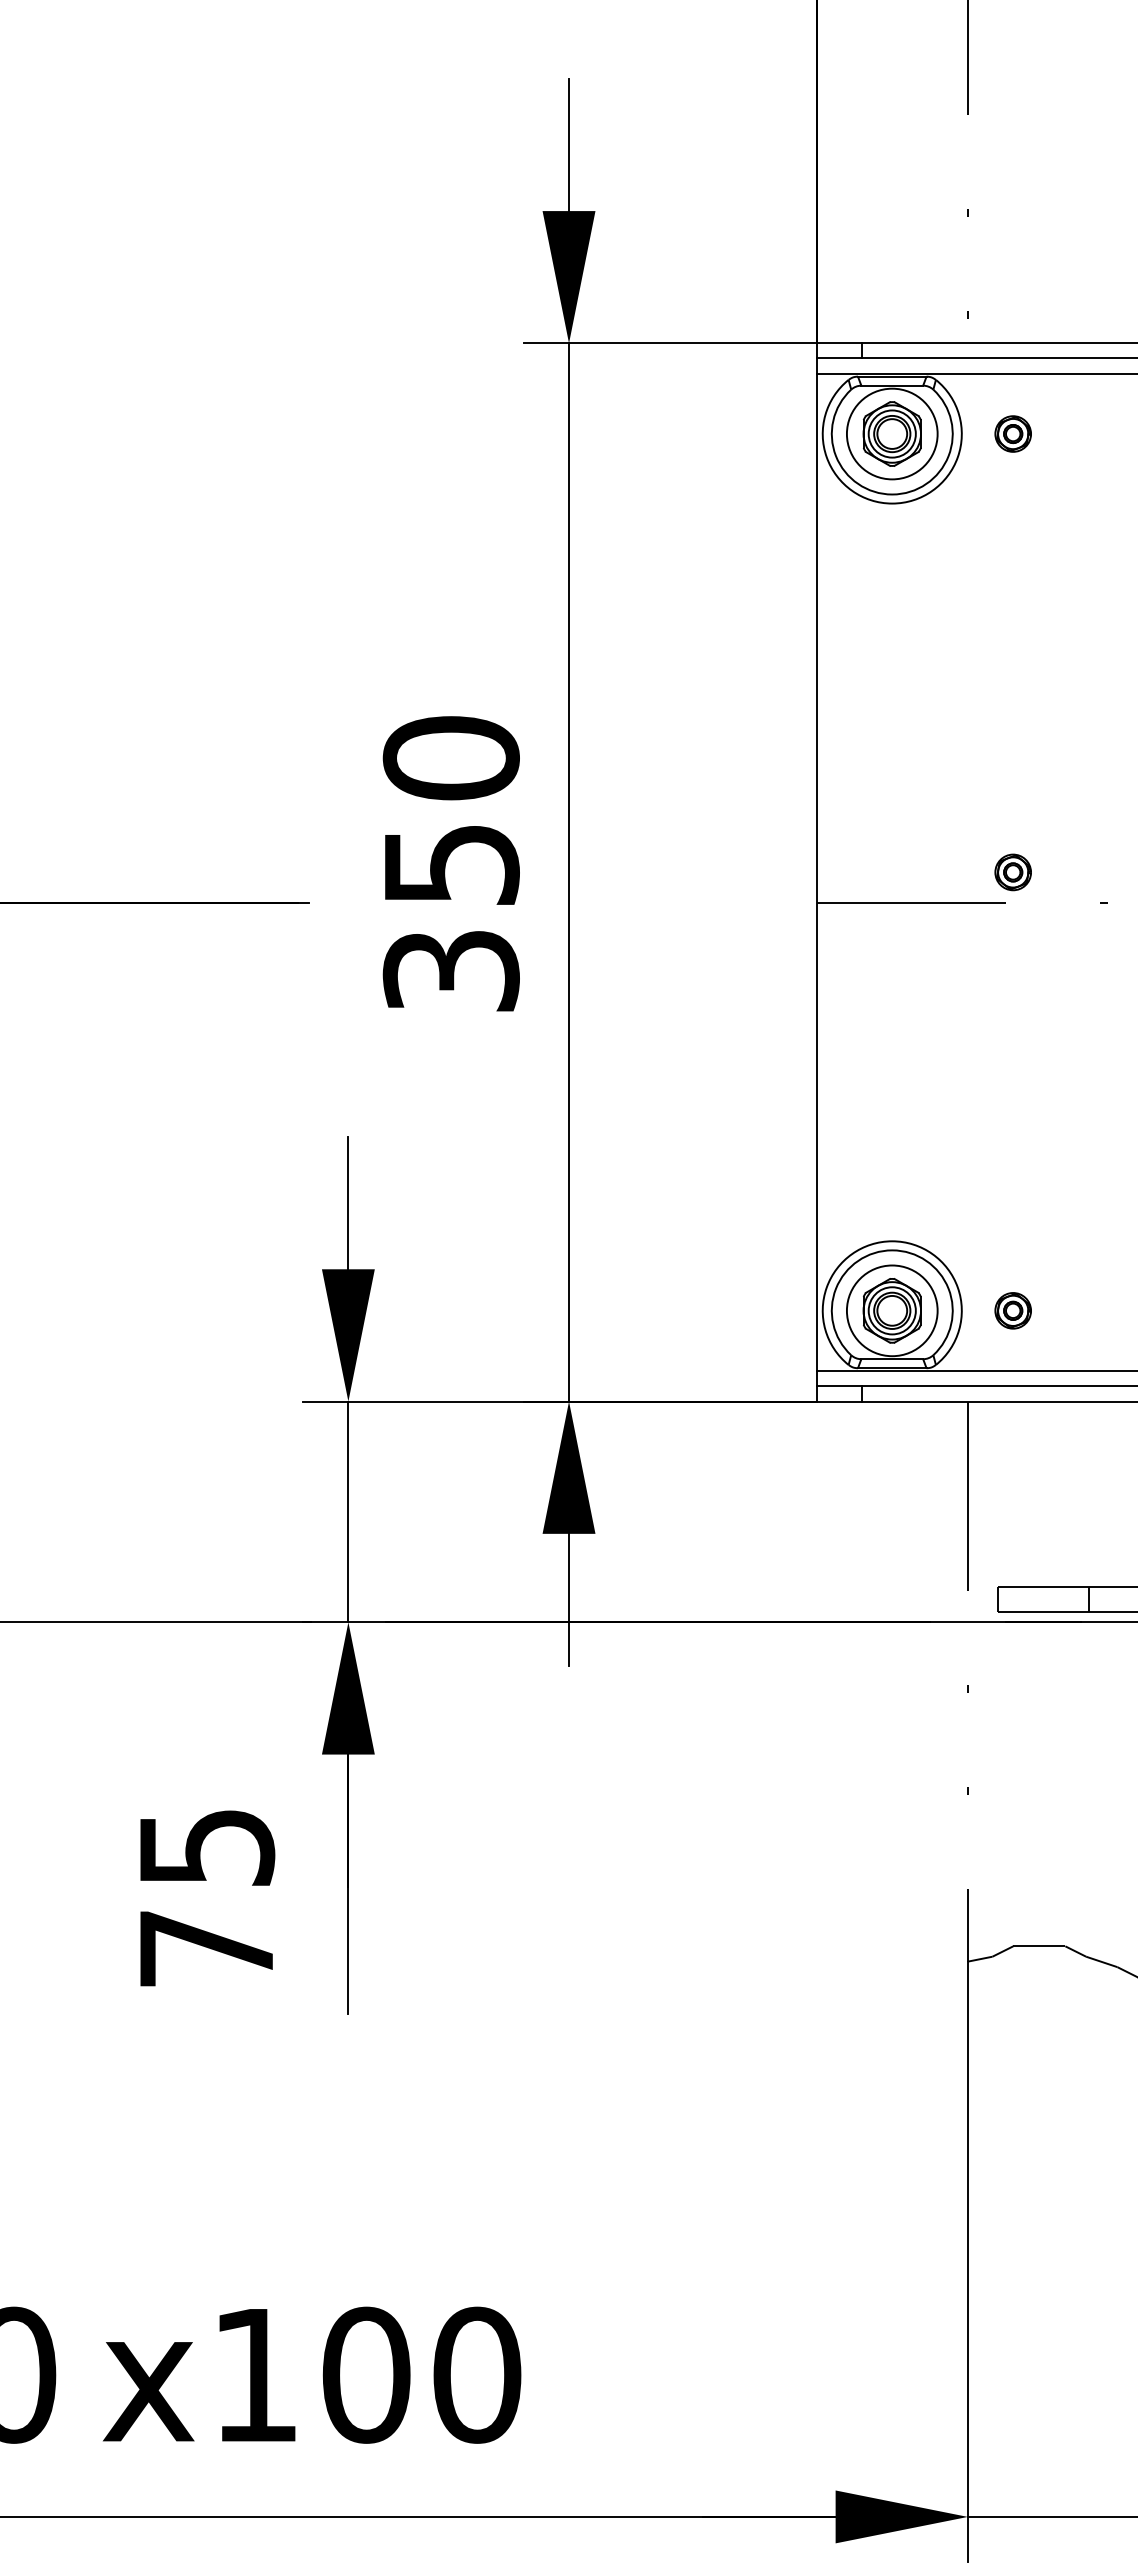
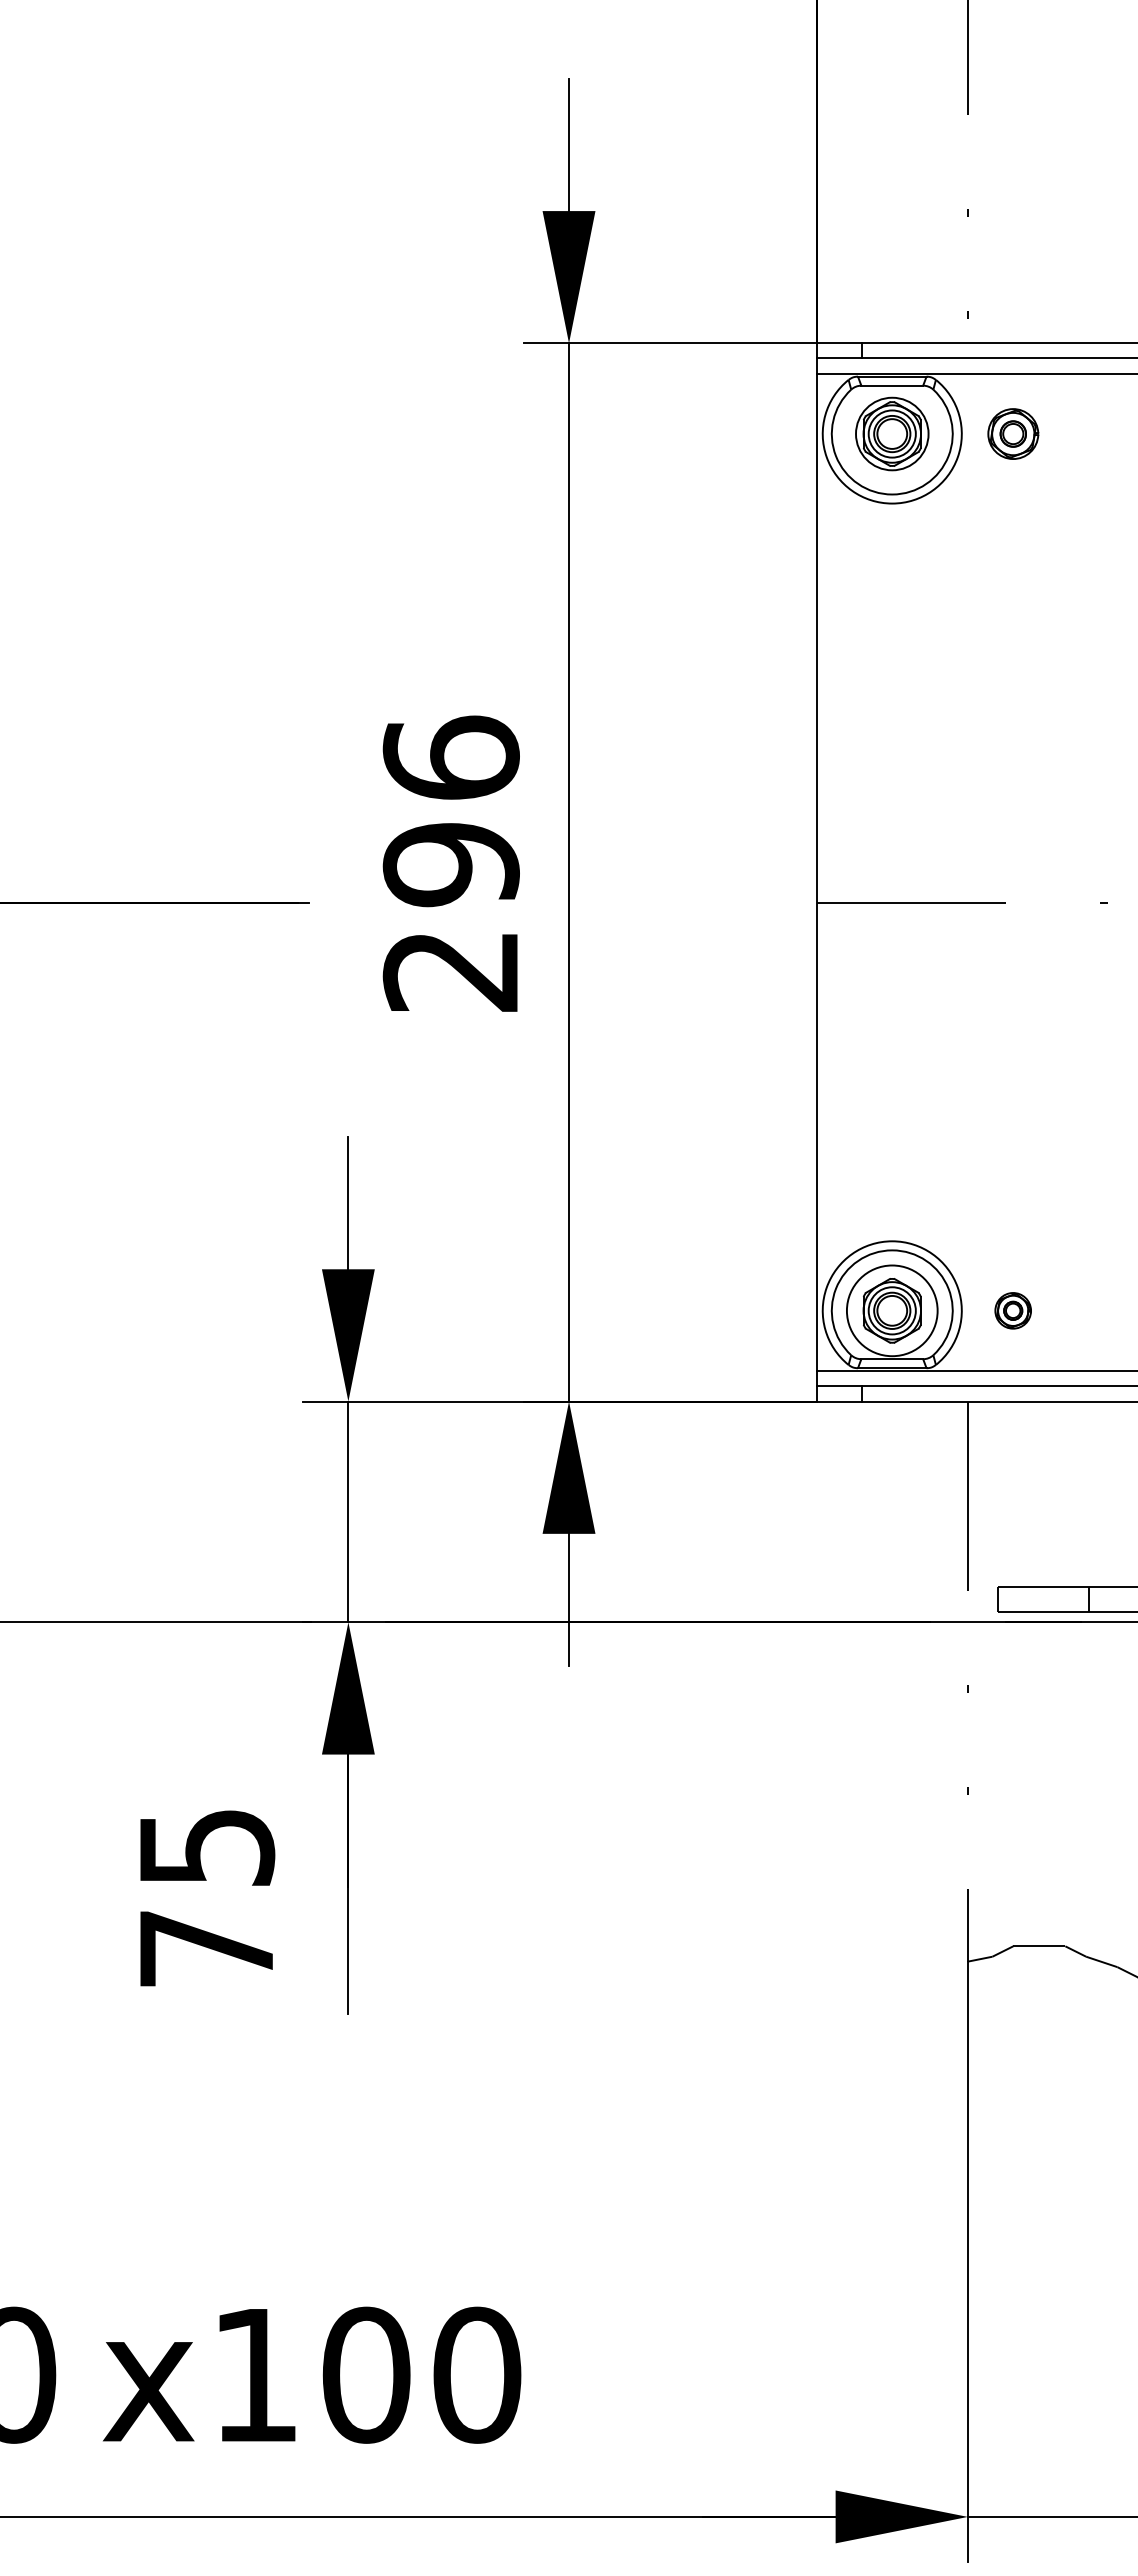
circle diameter: 91 px -> 73 px (892, 433)
part size: 38x38 px -> 53x52 px (1013, 433)
text: 350 -> 296 (450, 863)
part: present -> none (1012, 872)
